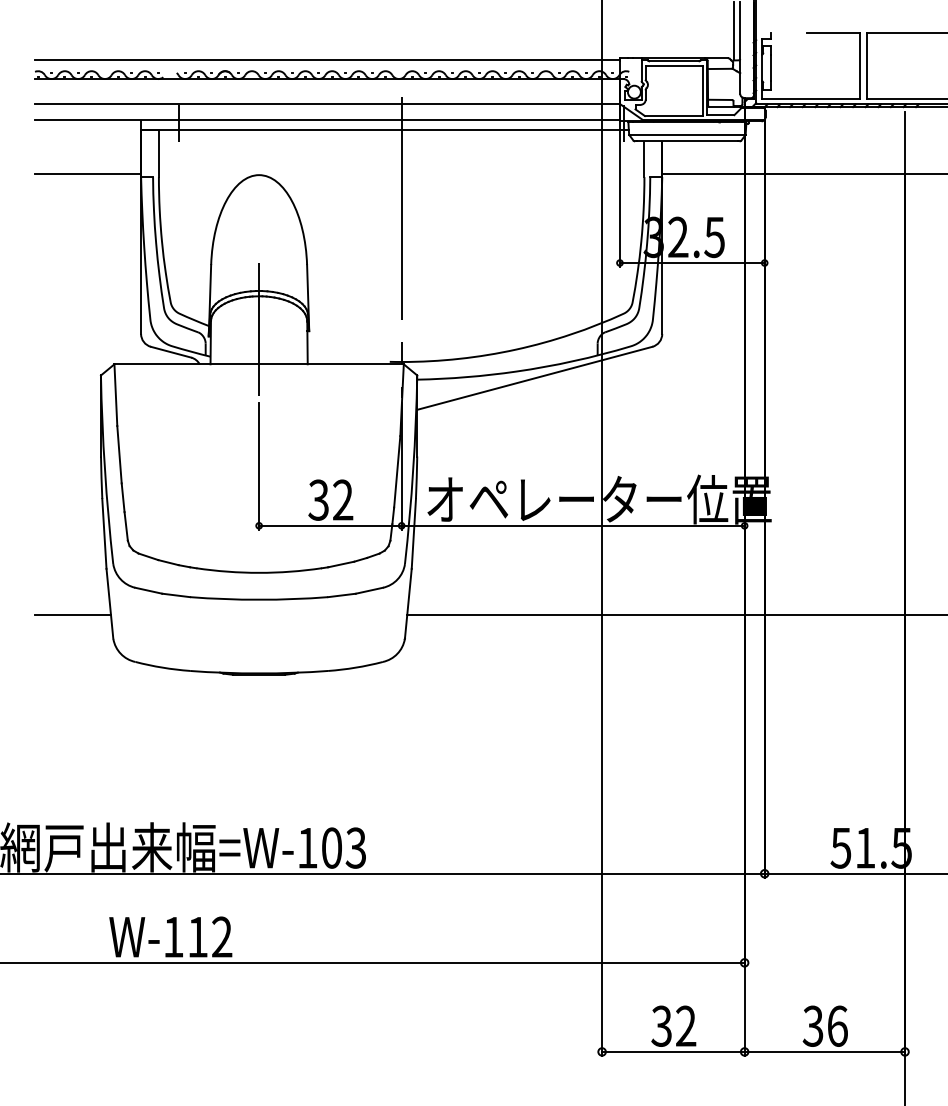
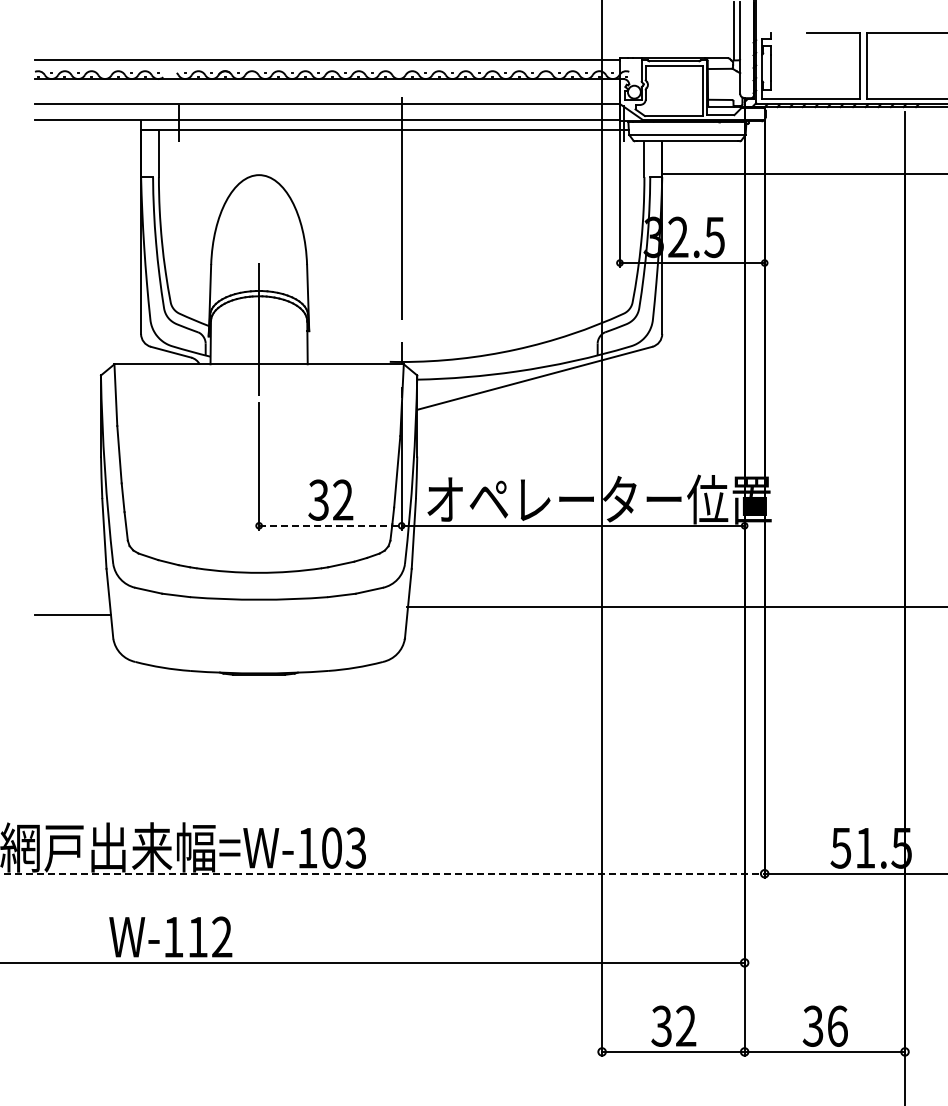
line: present -> none (88, 173)
line: solid -> dashed (330, 525)
line position: (675, 614) -> (675, 606) (675, 606)
line: solid -> dashed (382, 873)
